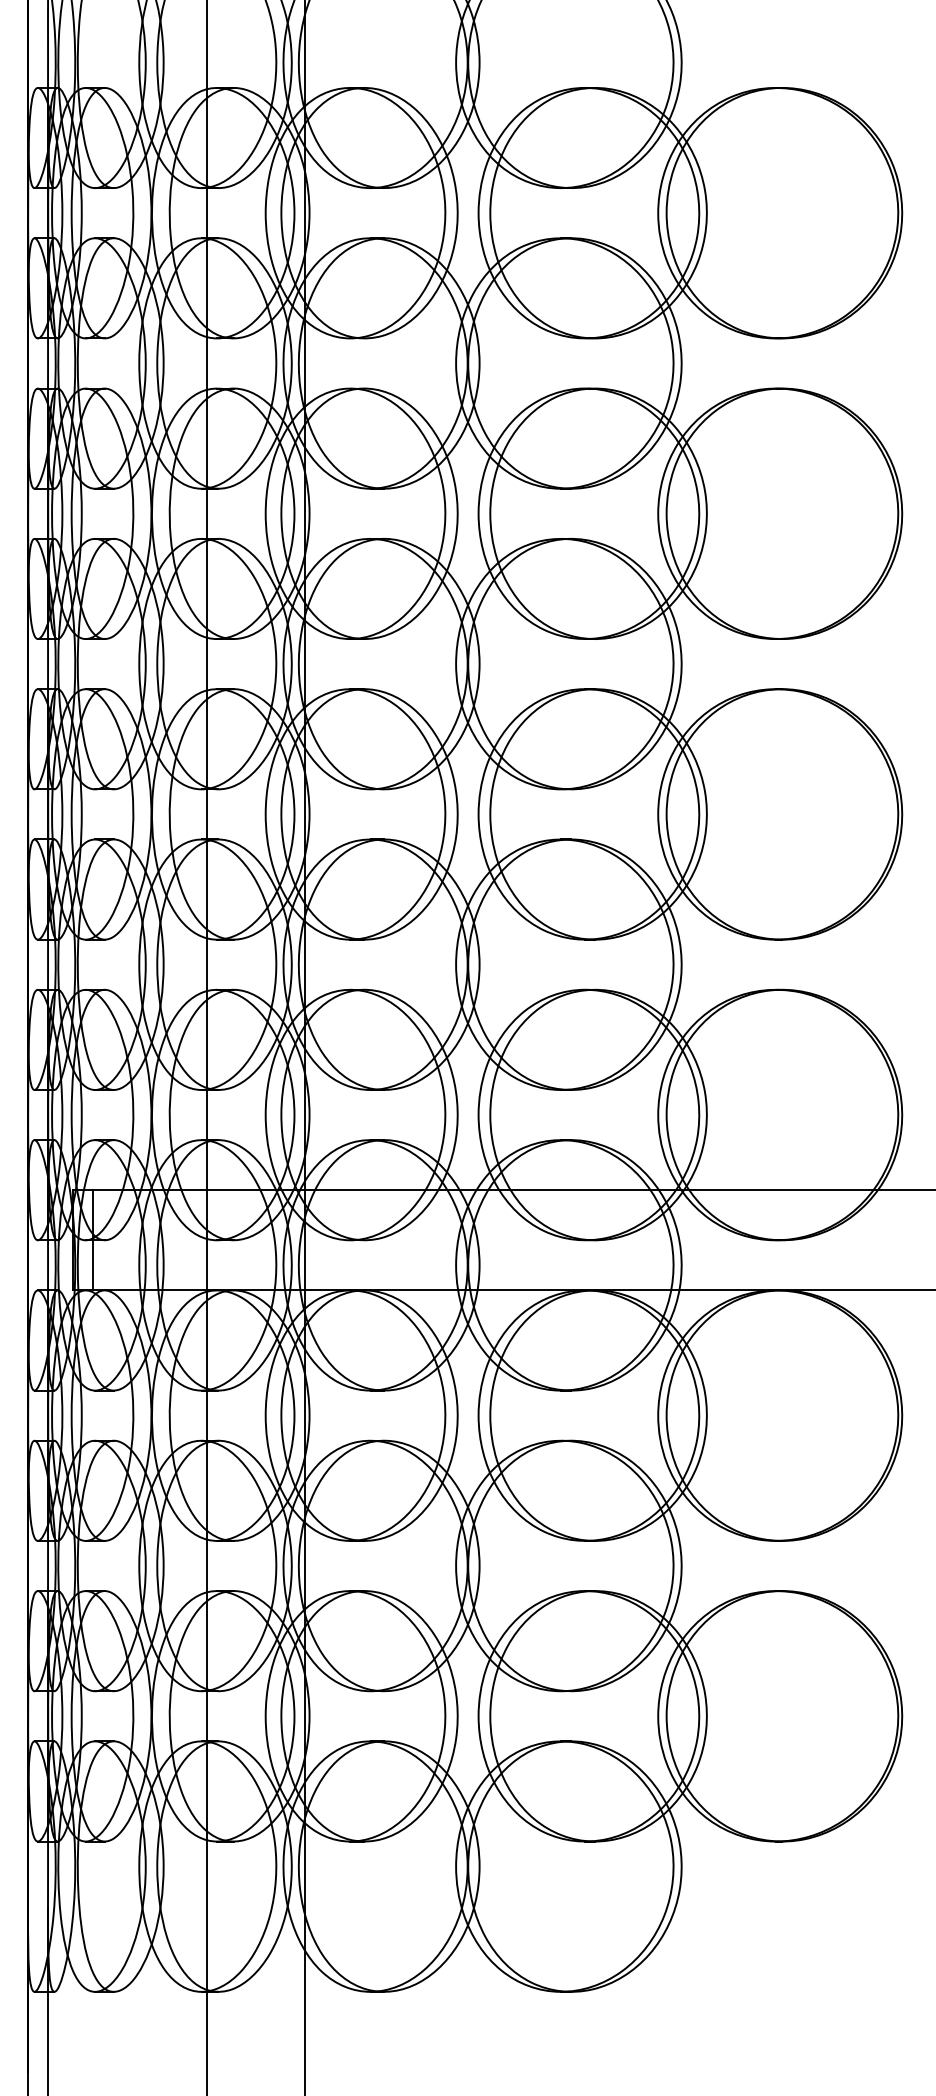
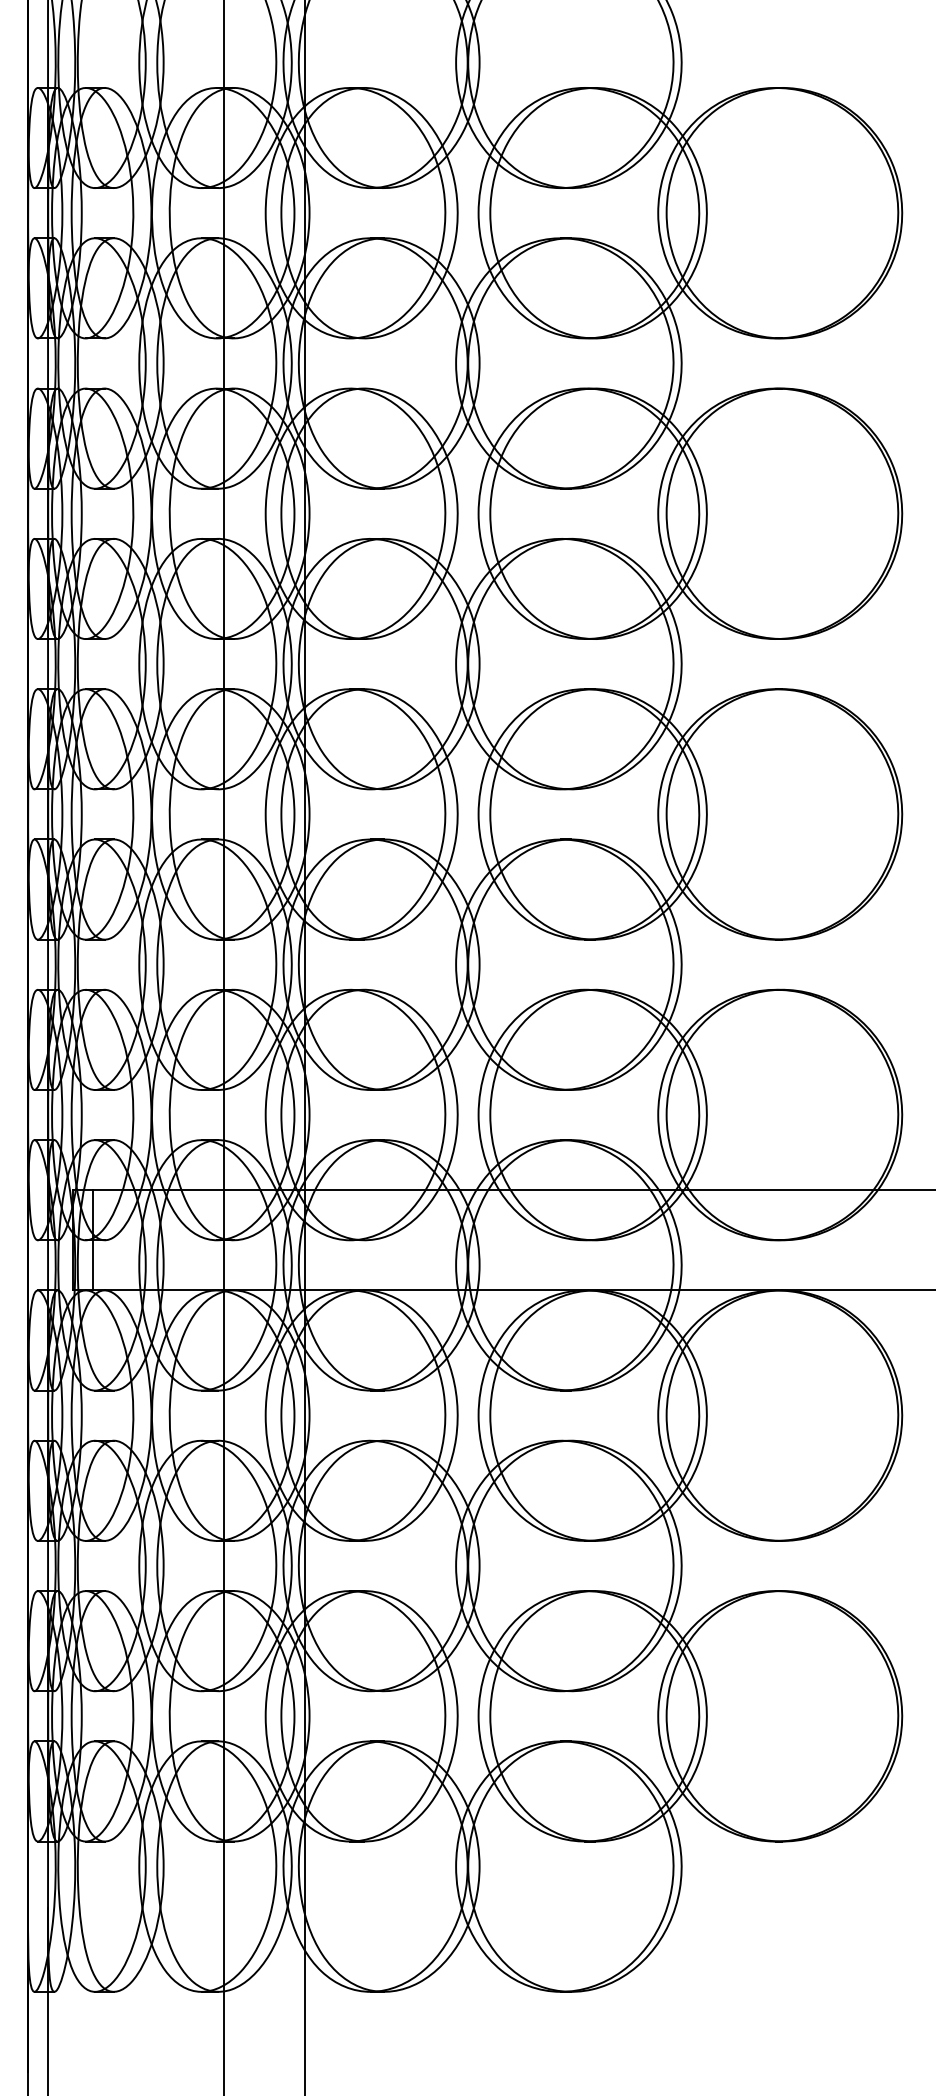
line position: (207, 1047) -> (224, 1047) (224, 1047)
